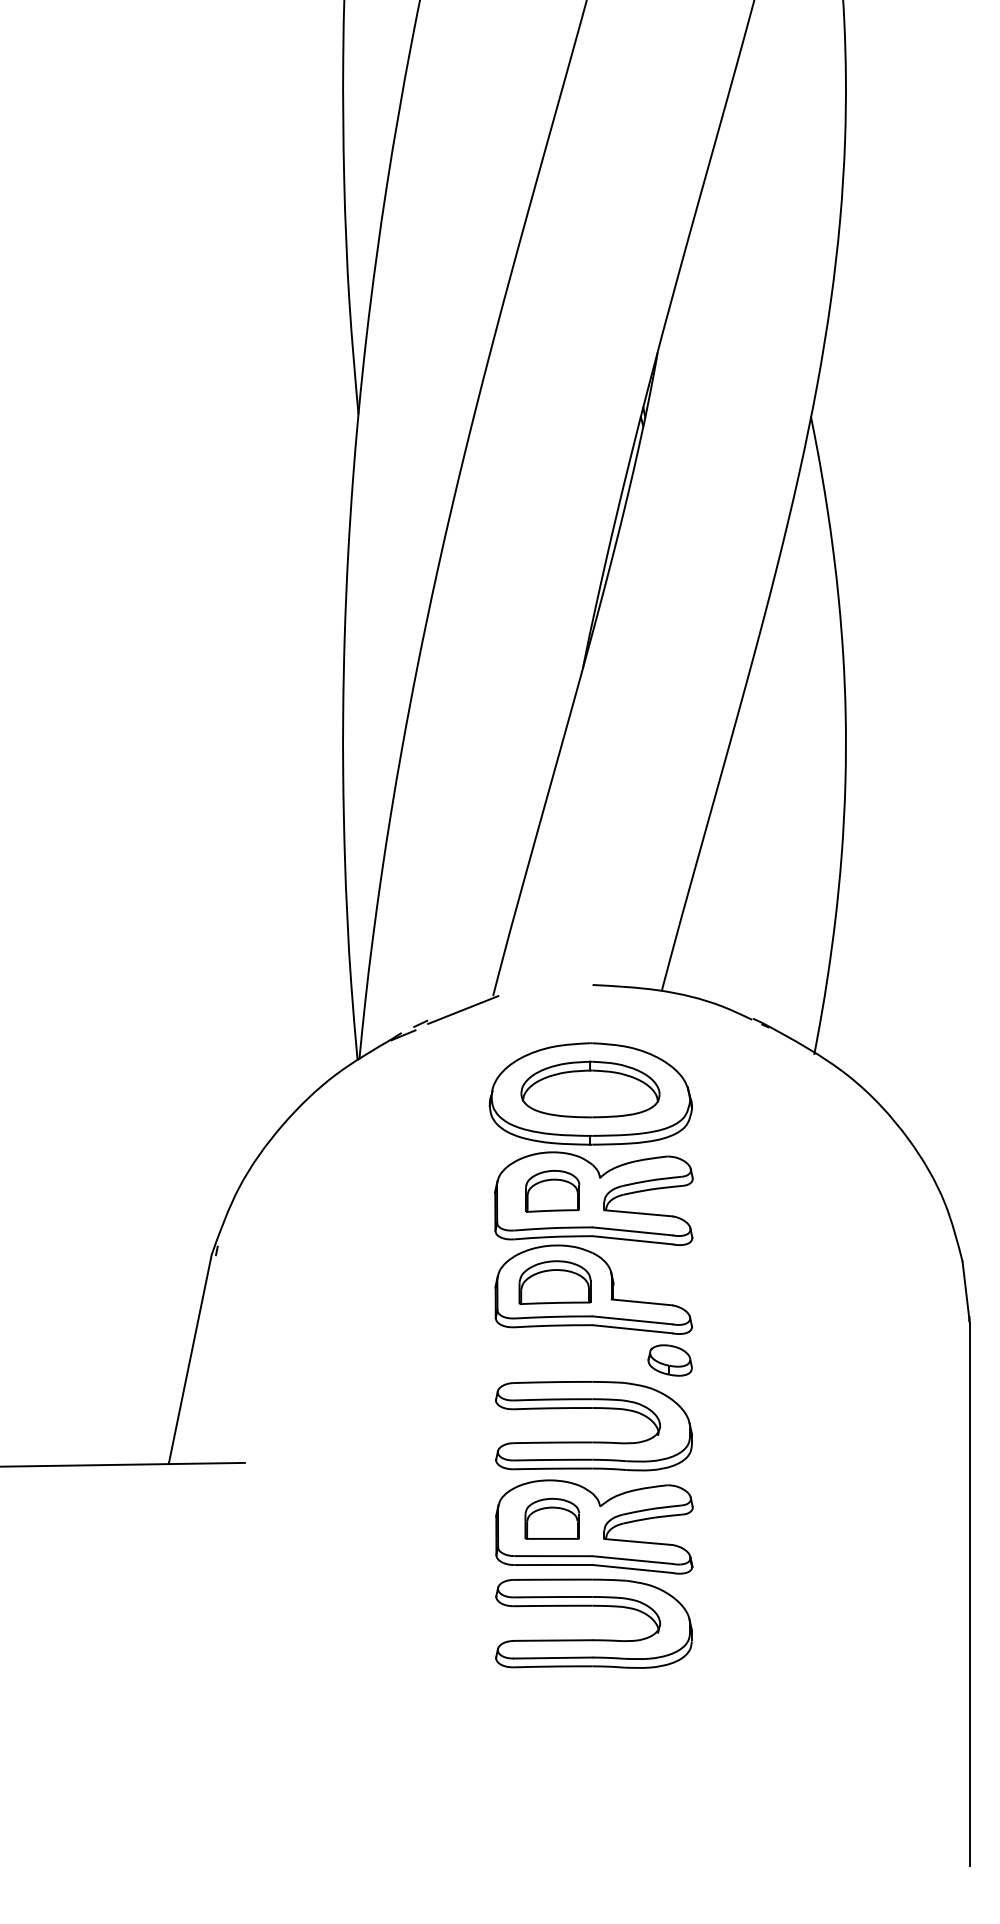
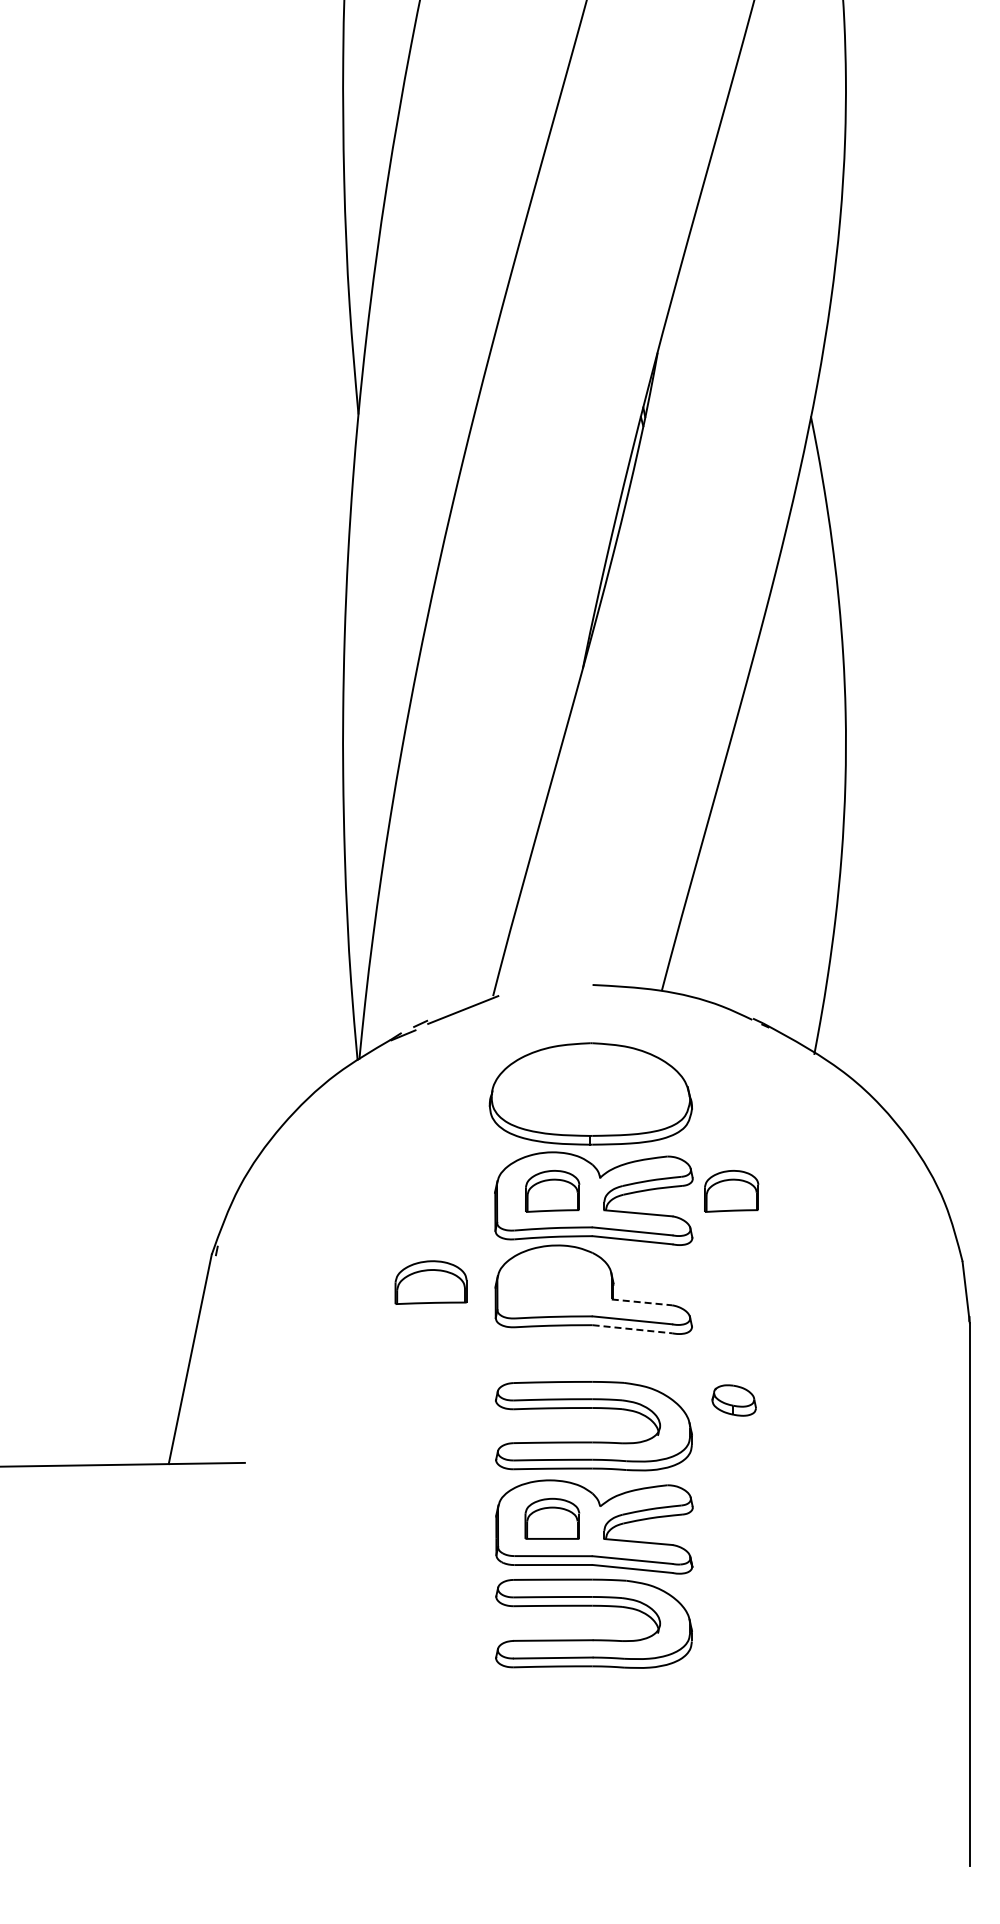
part: present -> none (590, 1089)
part: none -> present (731, 1191)
part position: (554, 1282) -> (430, 1282) (430, 1282)
line: solid -> dashed (642, 1302)
line: solid -> dashed (632, 1329)
part position: (669, 1360) -> (733, 1400) (733, 1400)
